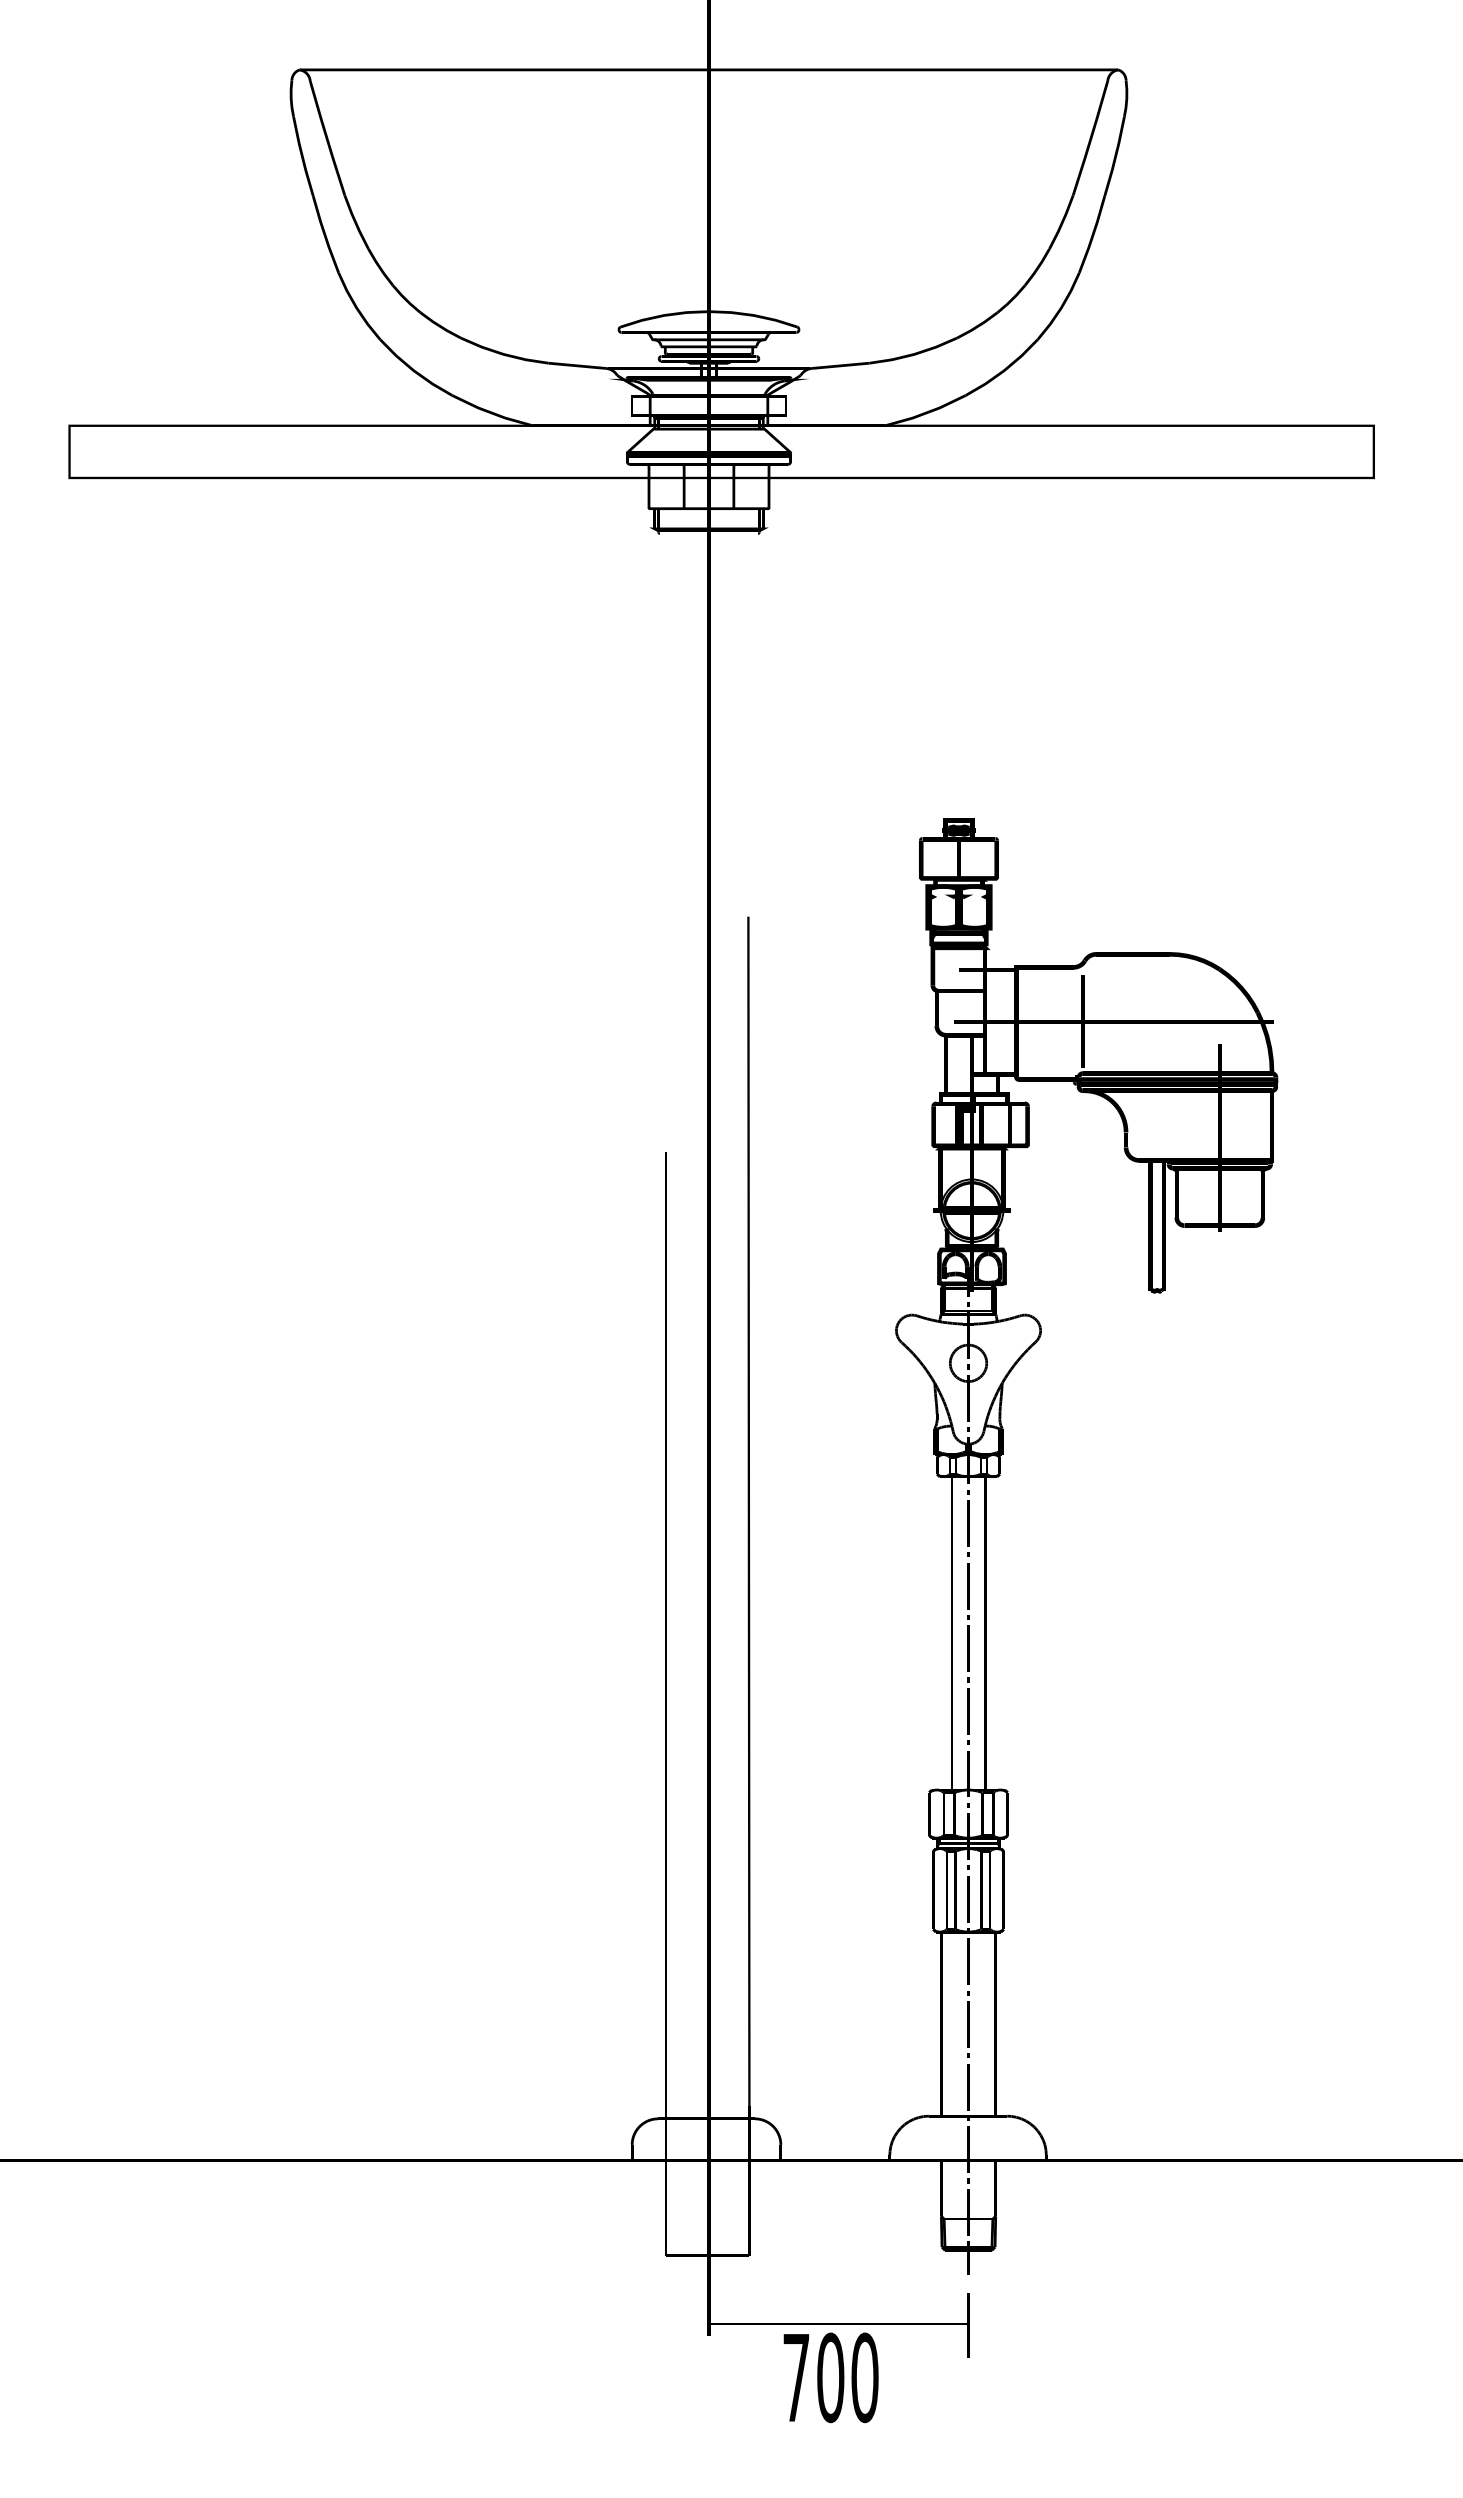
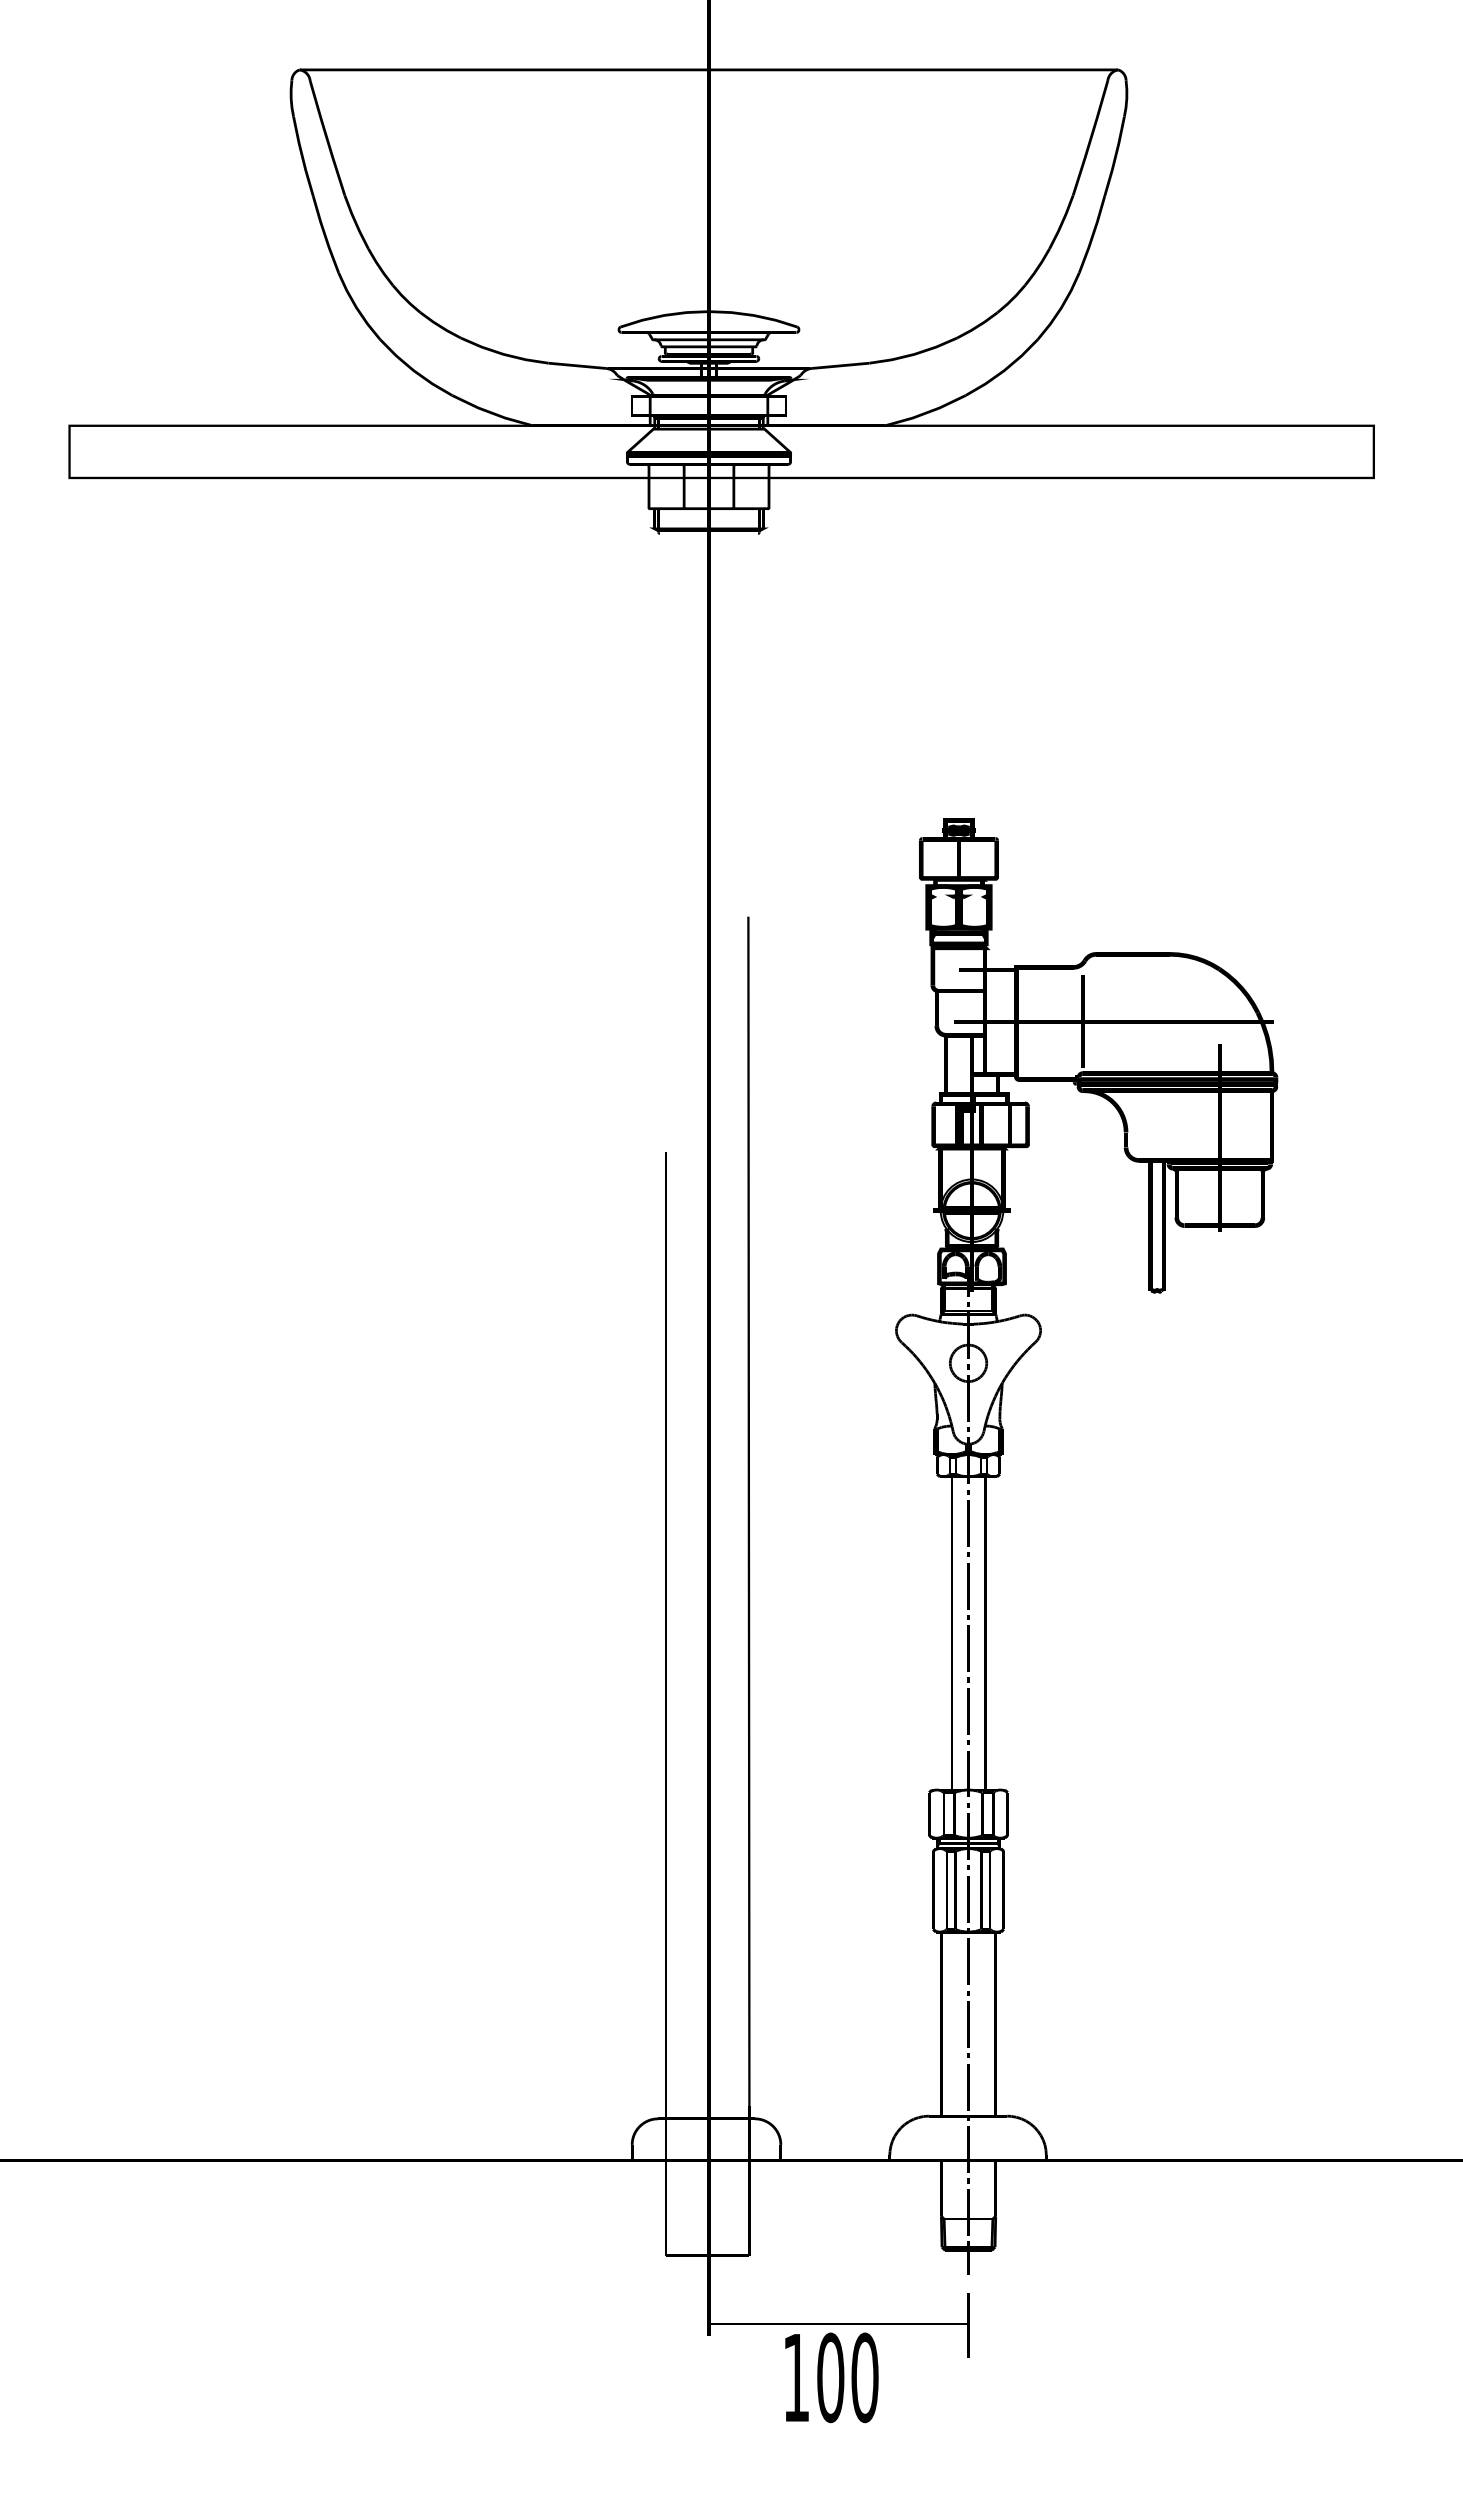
text: 700 -> 100 (796, 2377)
